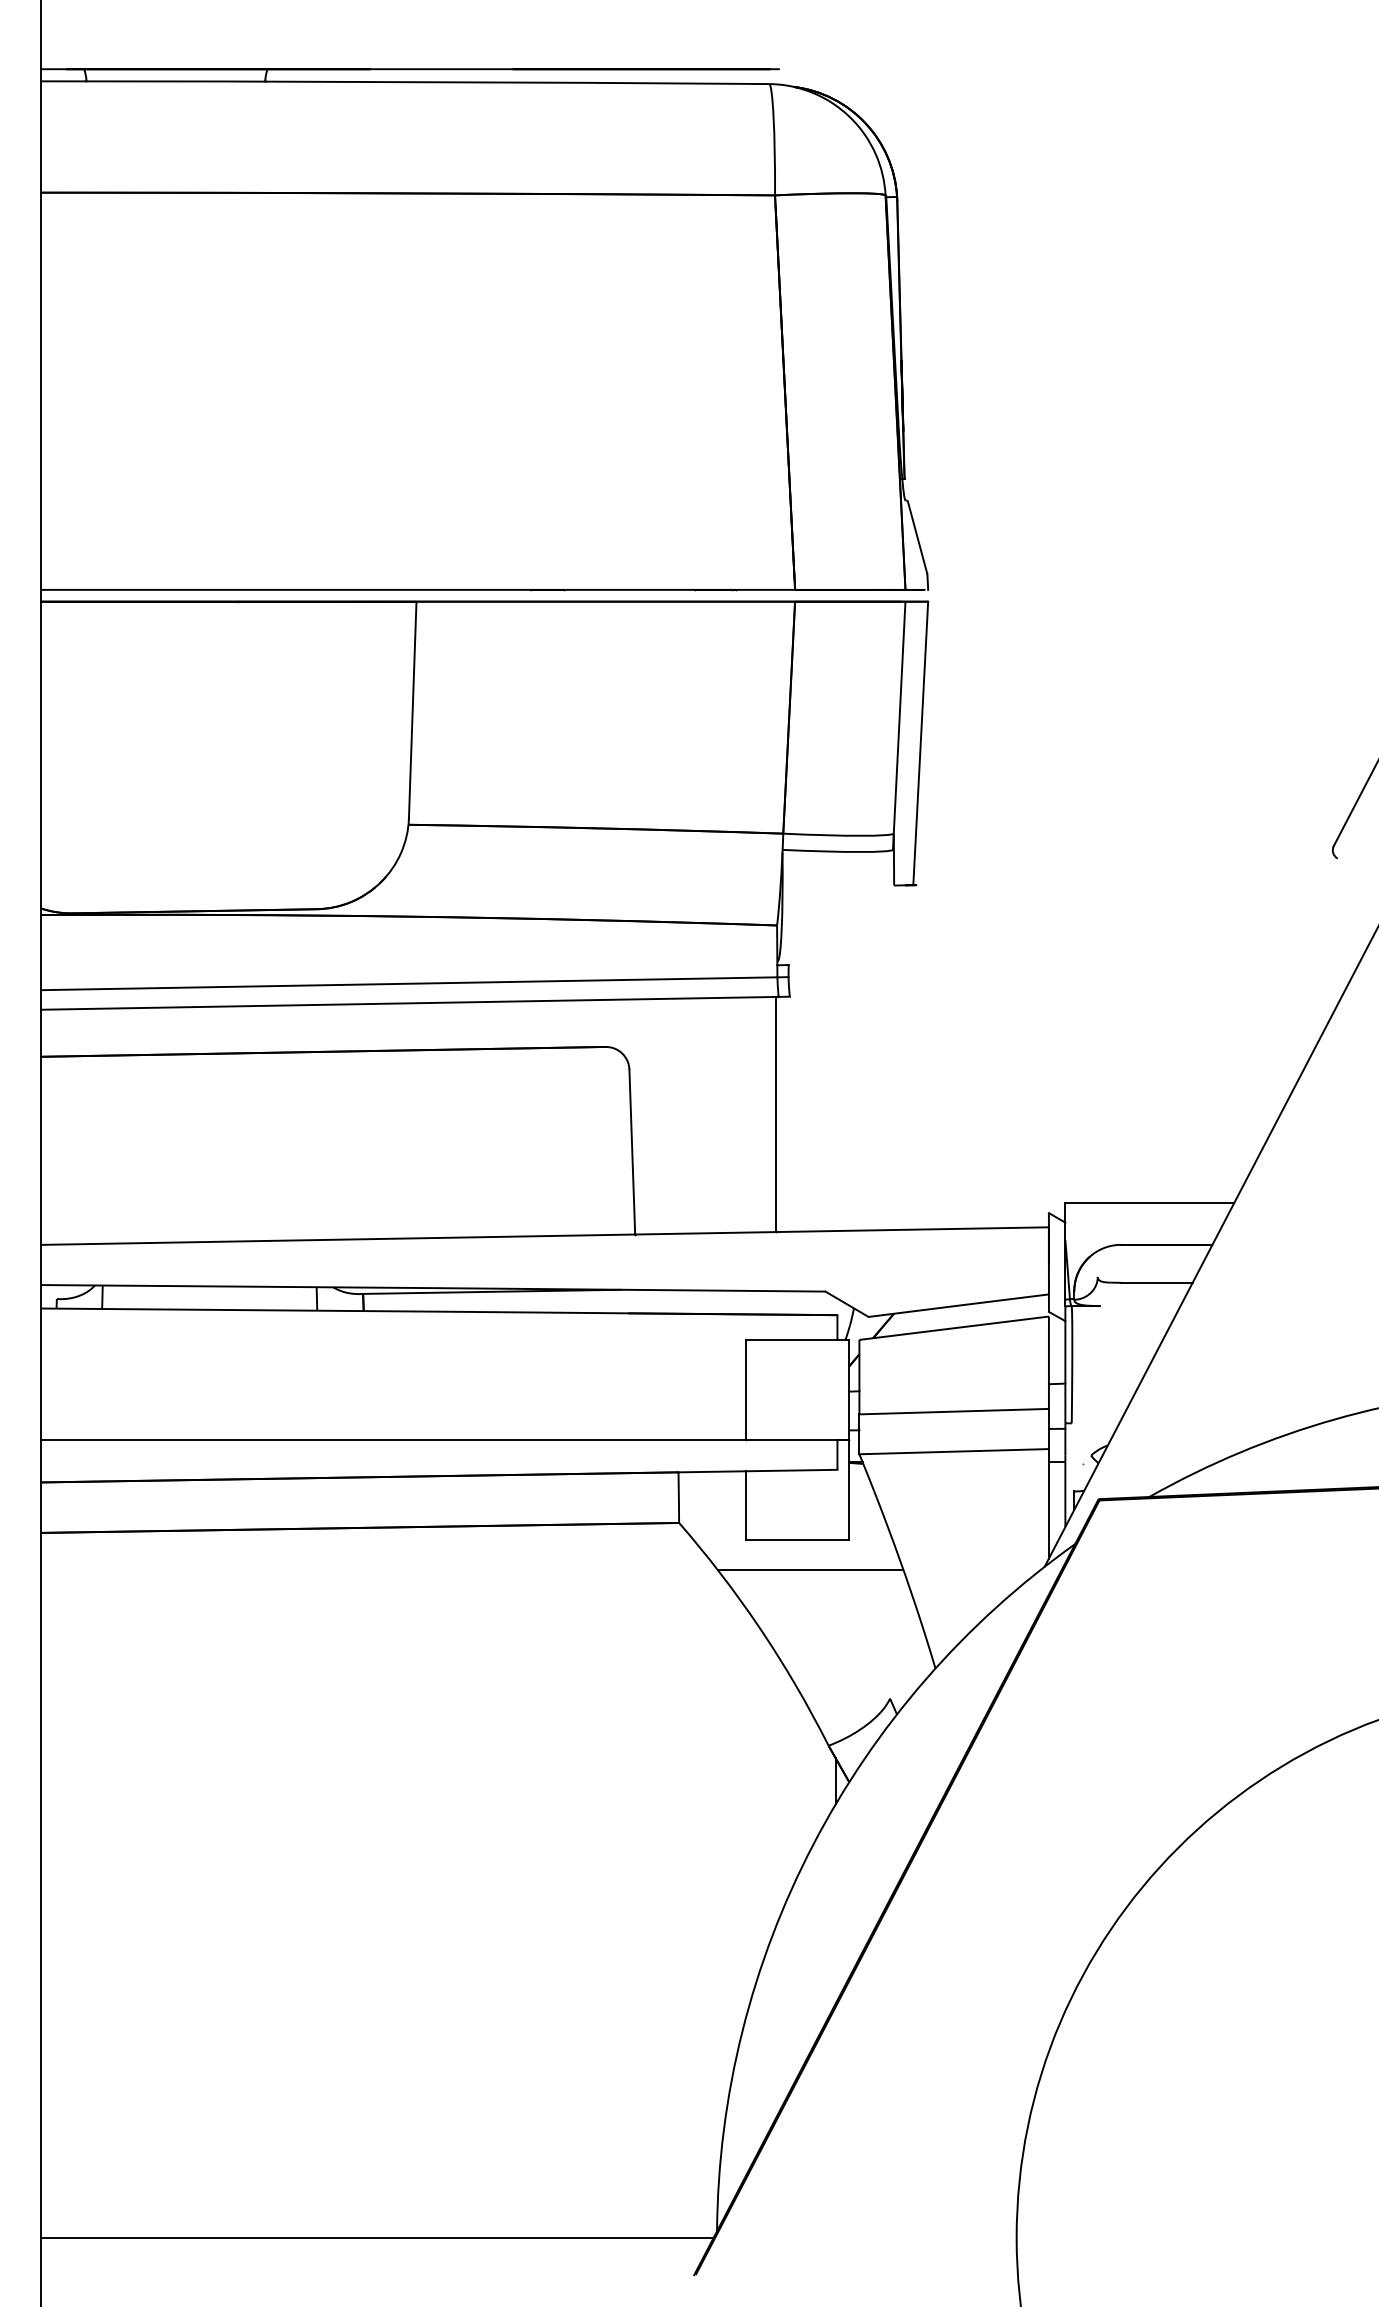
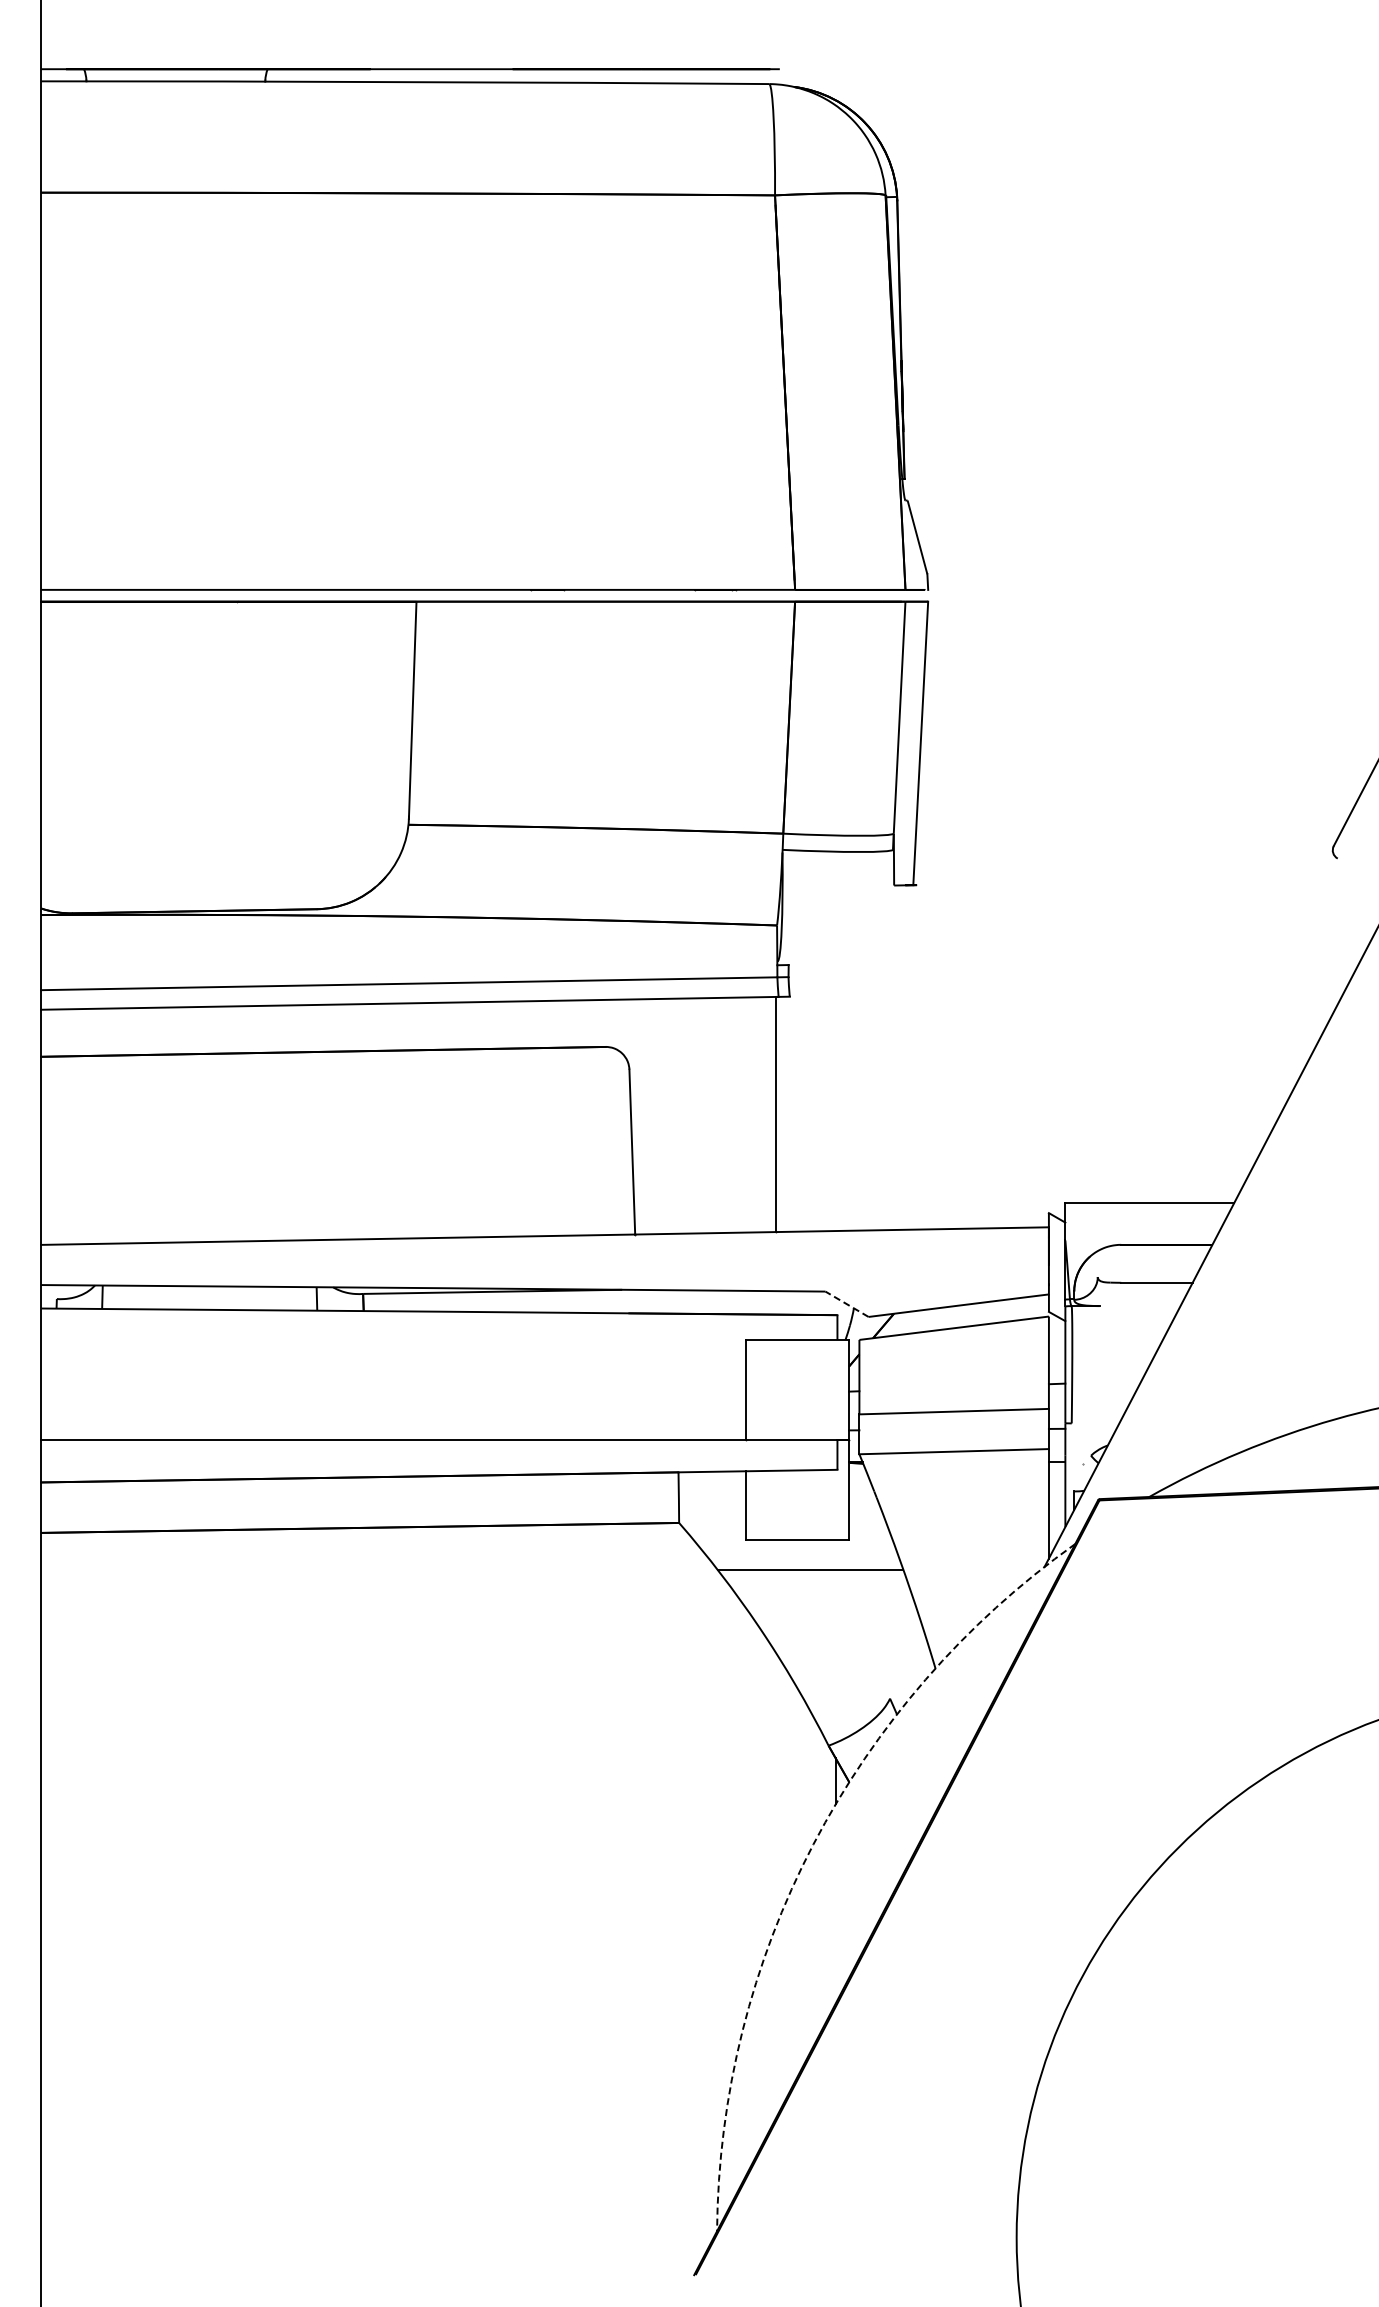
line: solid -> dashed (846, 1304)
arc: solid -> dashed (813, 1844)
line: present -> none (377, 2237)
